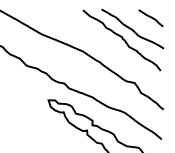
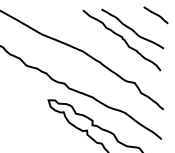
curve position: (150, 17) -> (155, 14) (155, 14)
